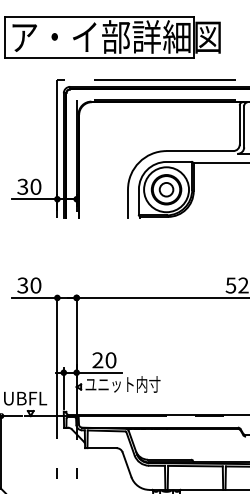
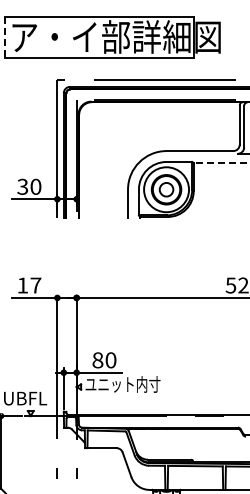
line: solid -> dashed (5, 37)
line: solid -> dashed (221, 162)
text: 30 -> 17 (29, 285)
text: 20 -> 80 (97, 360)
